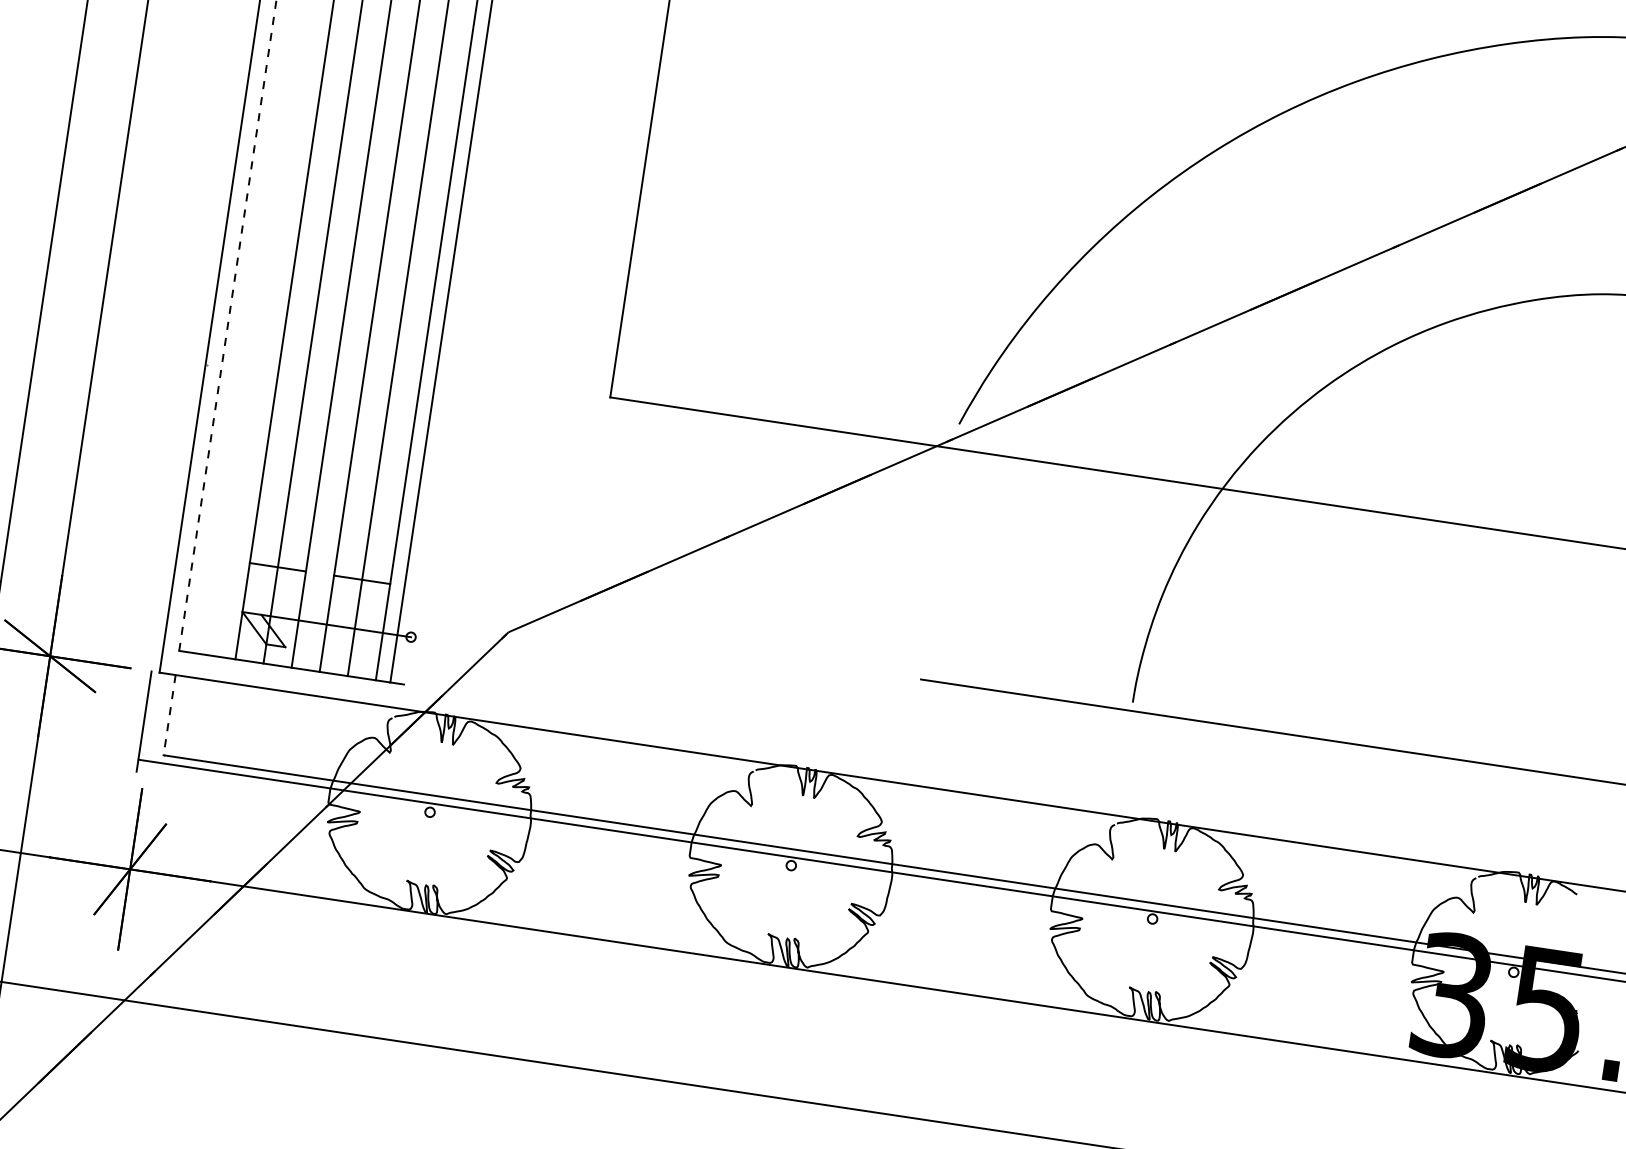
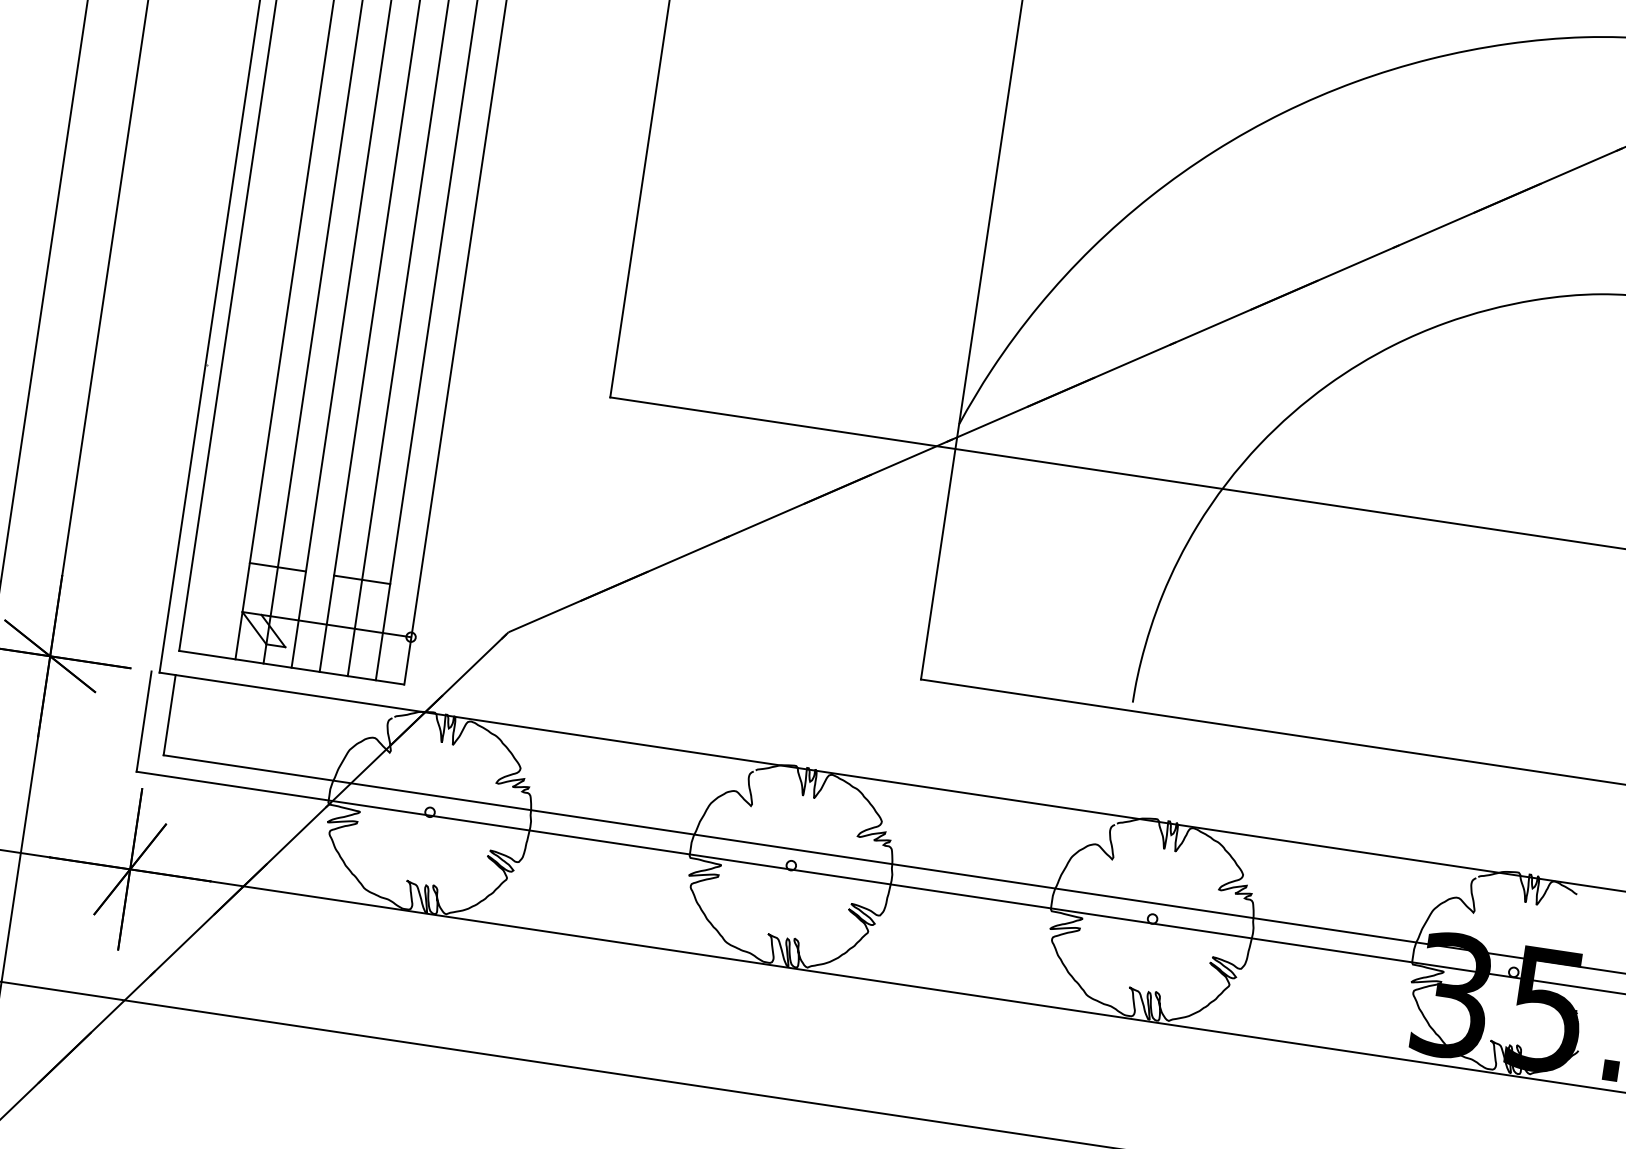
line: dashed -> solid (227, 325)
line: none -> present (971, 340)
line position: (440, 342) -> (455, 343) (455, 343)
line: dashed -> solid (169, 715)
line position: (880, 870) -> (879, 882) (879, 882)
